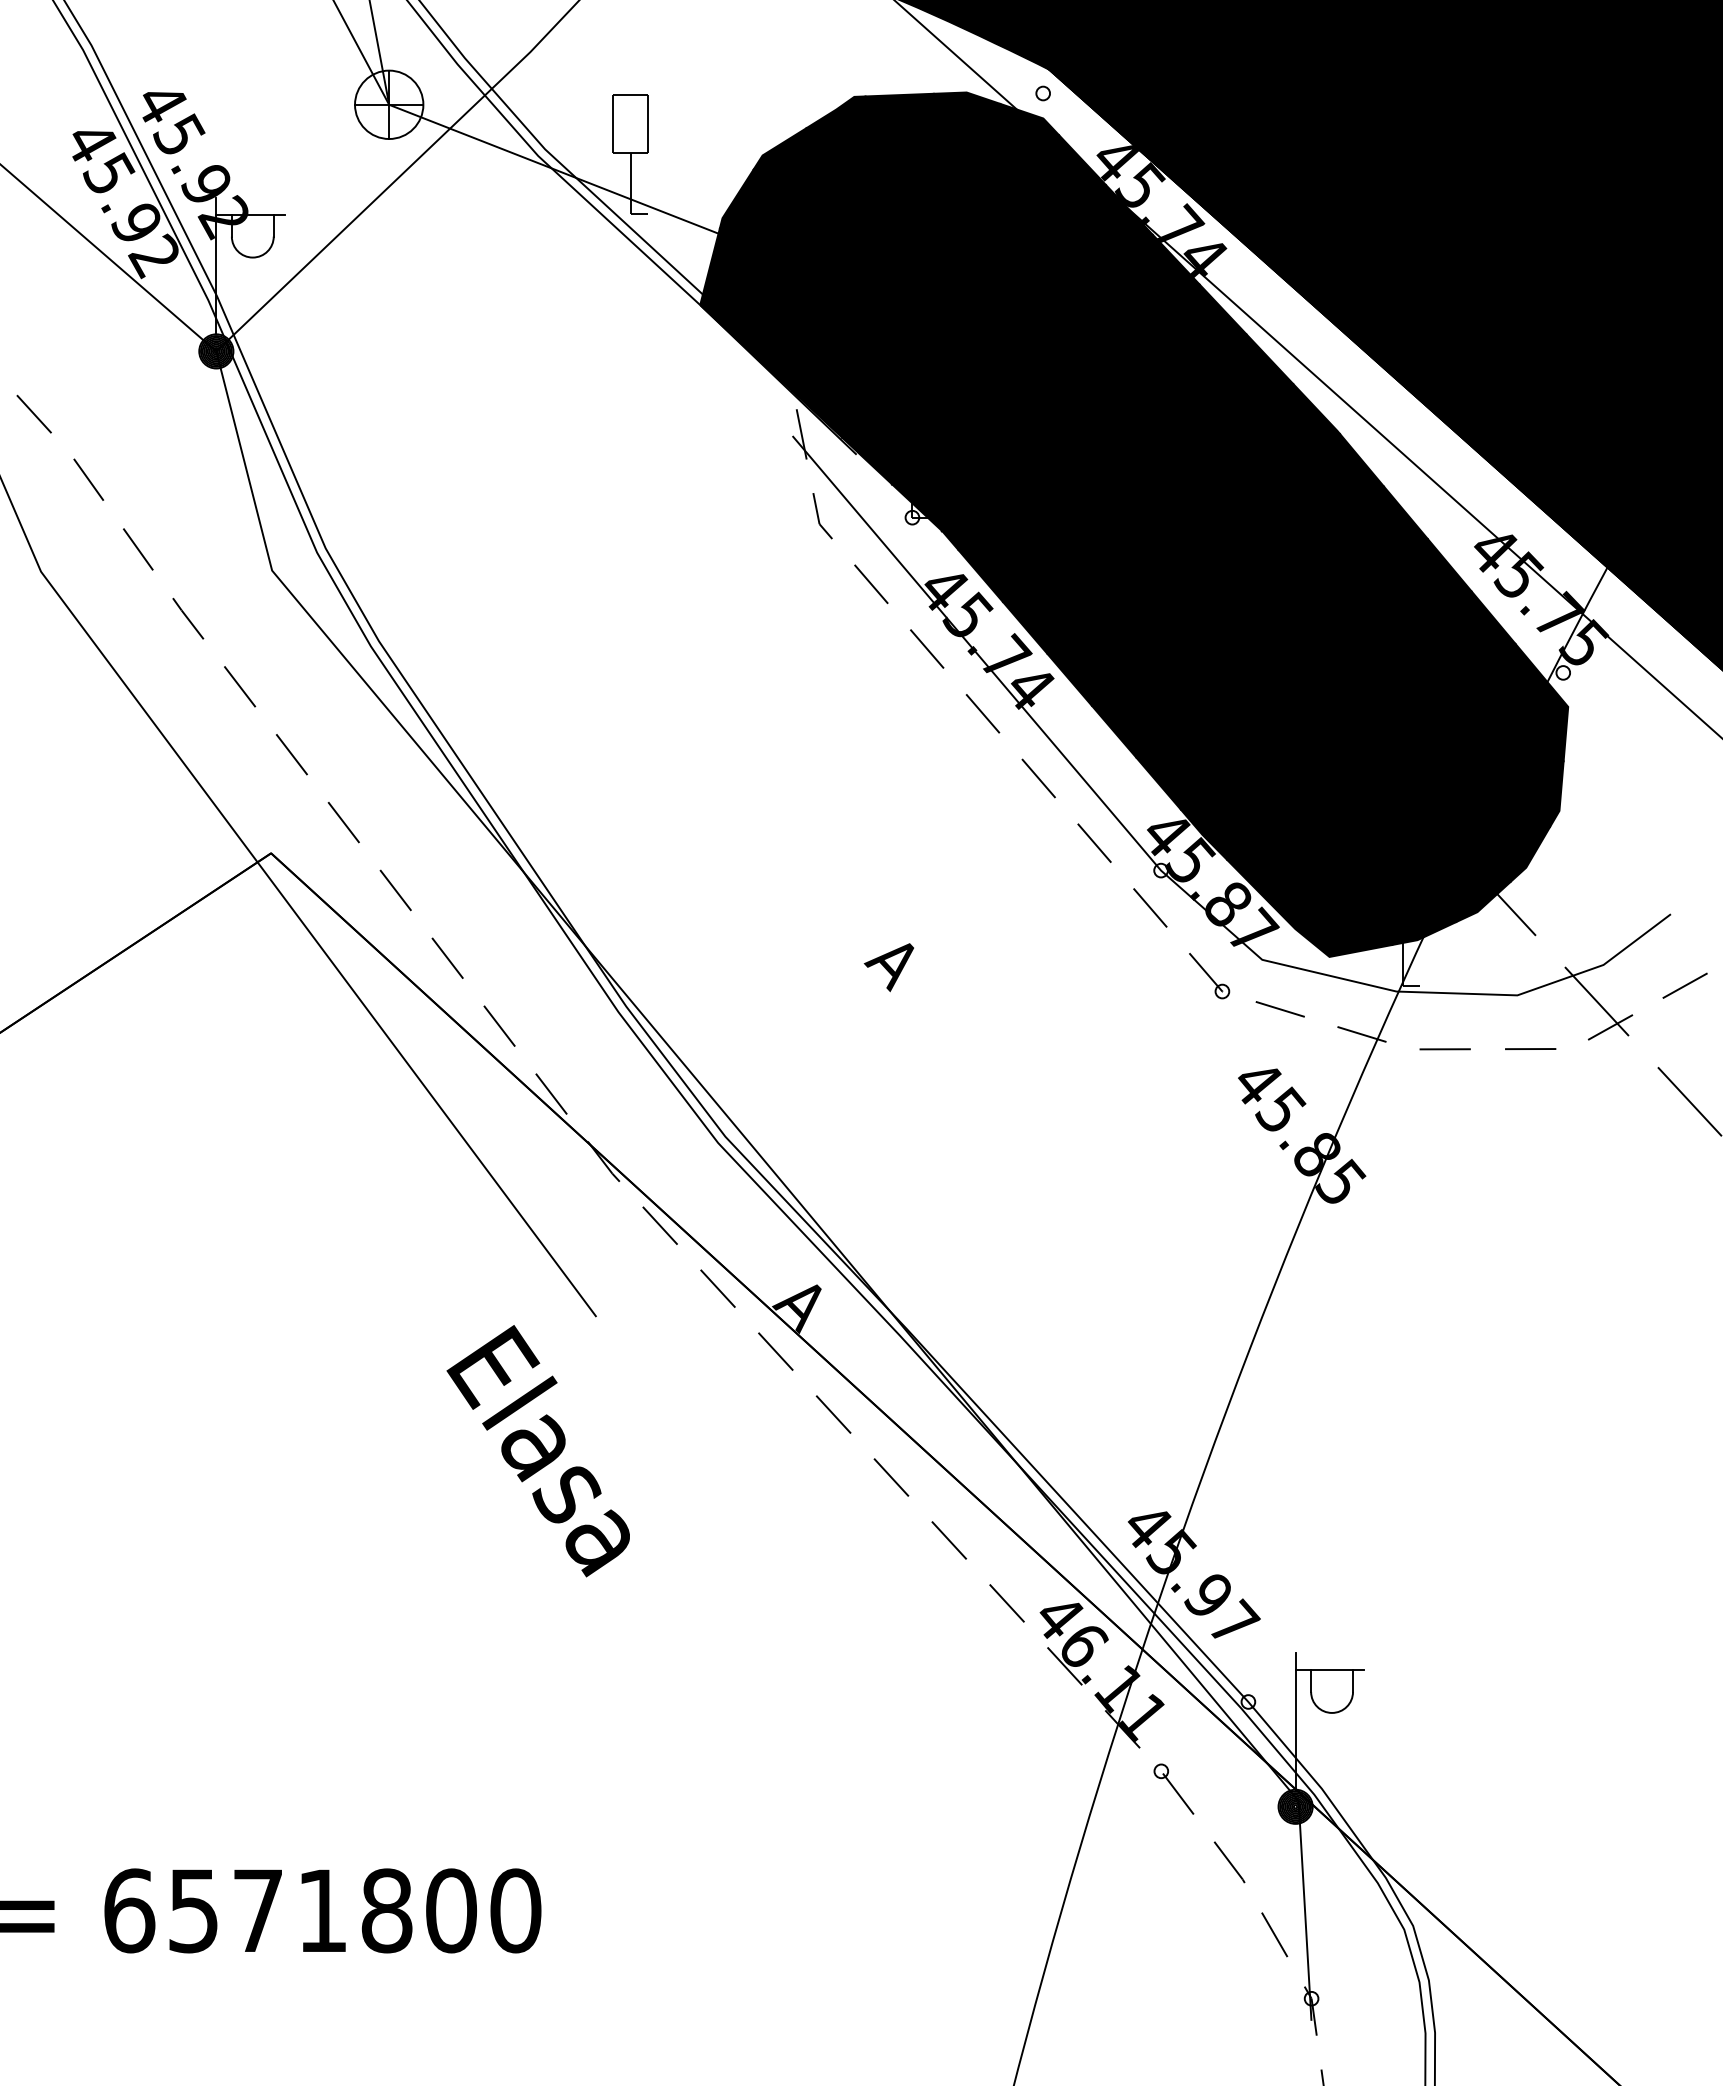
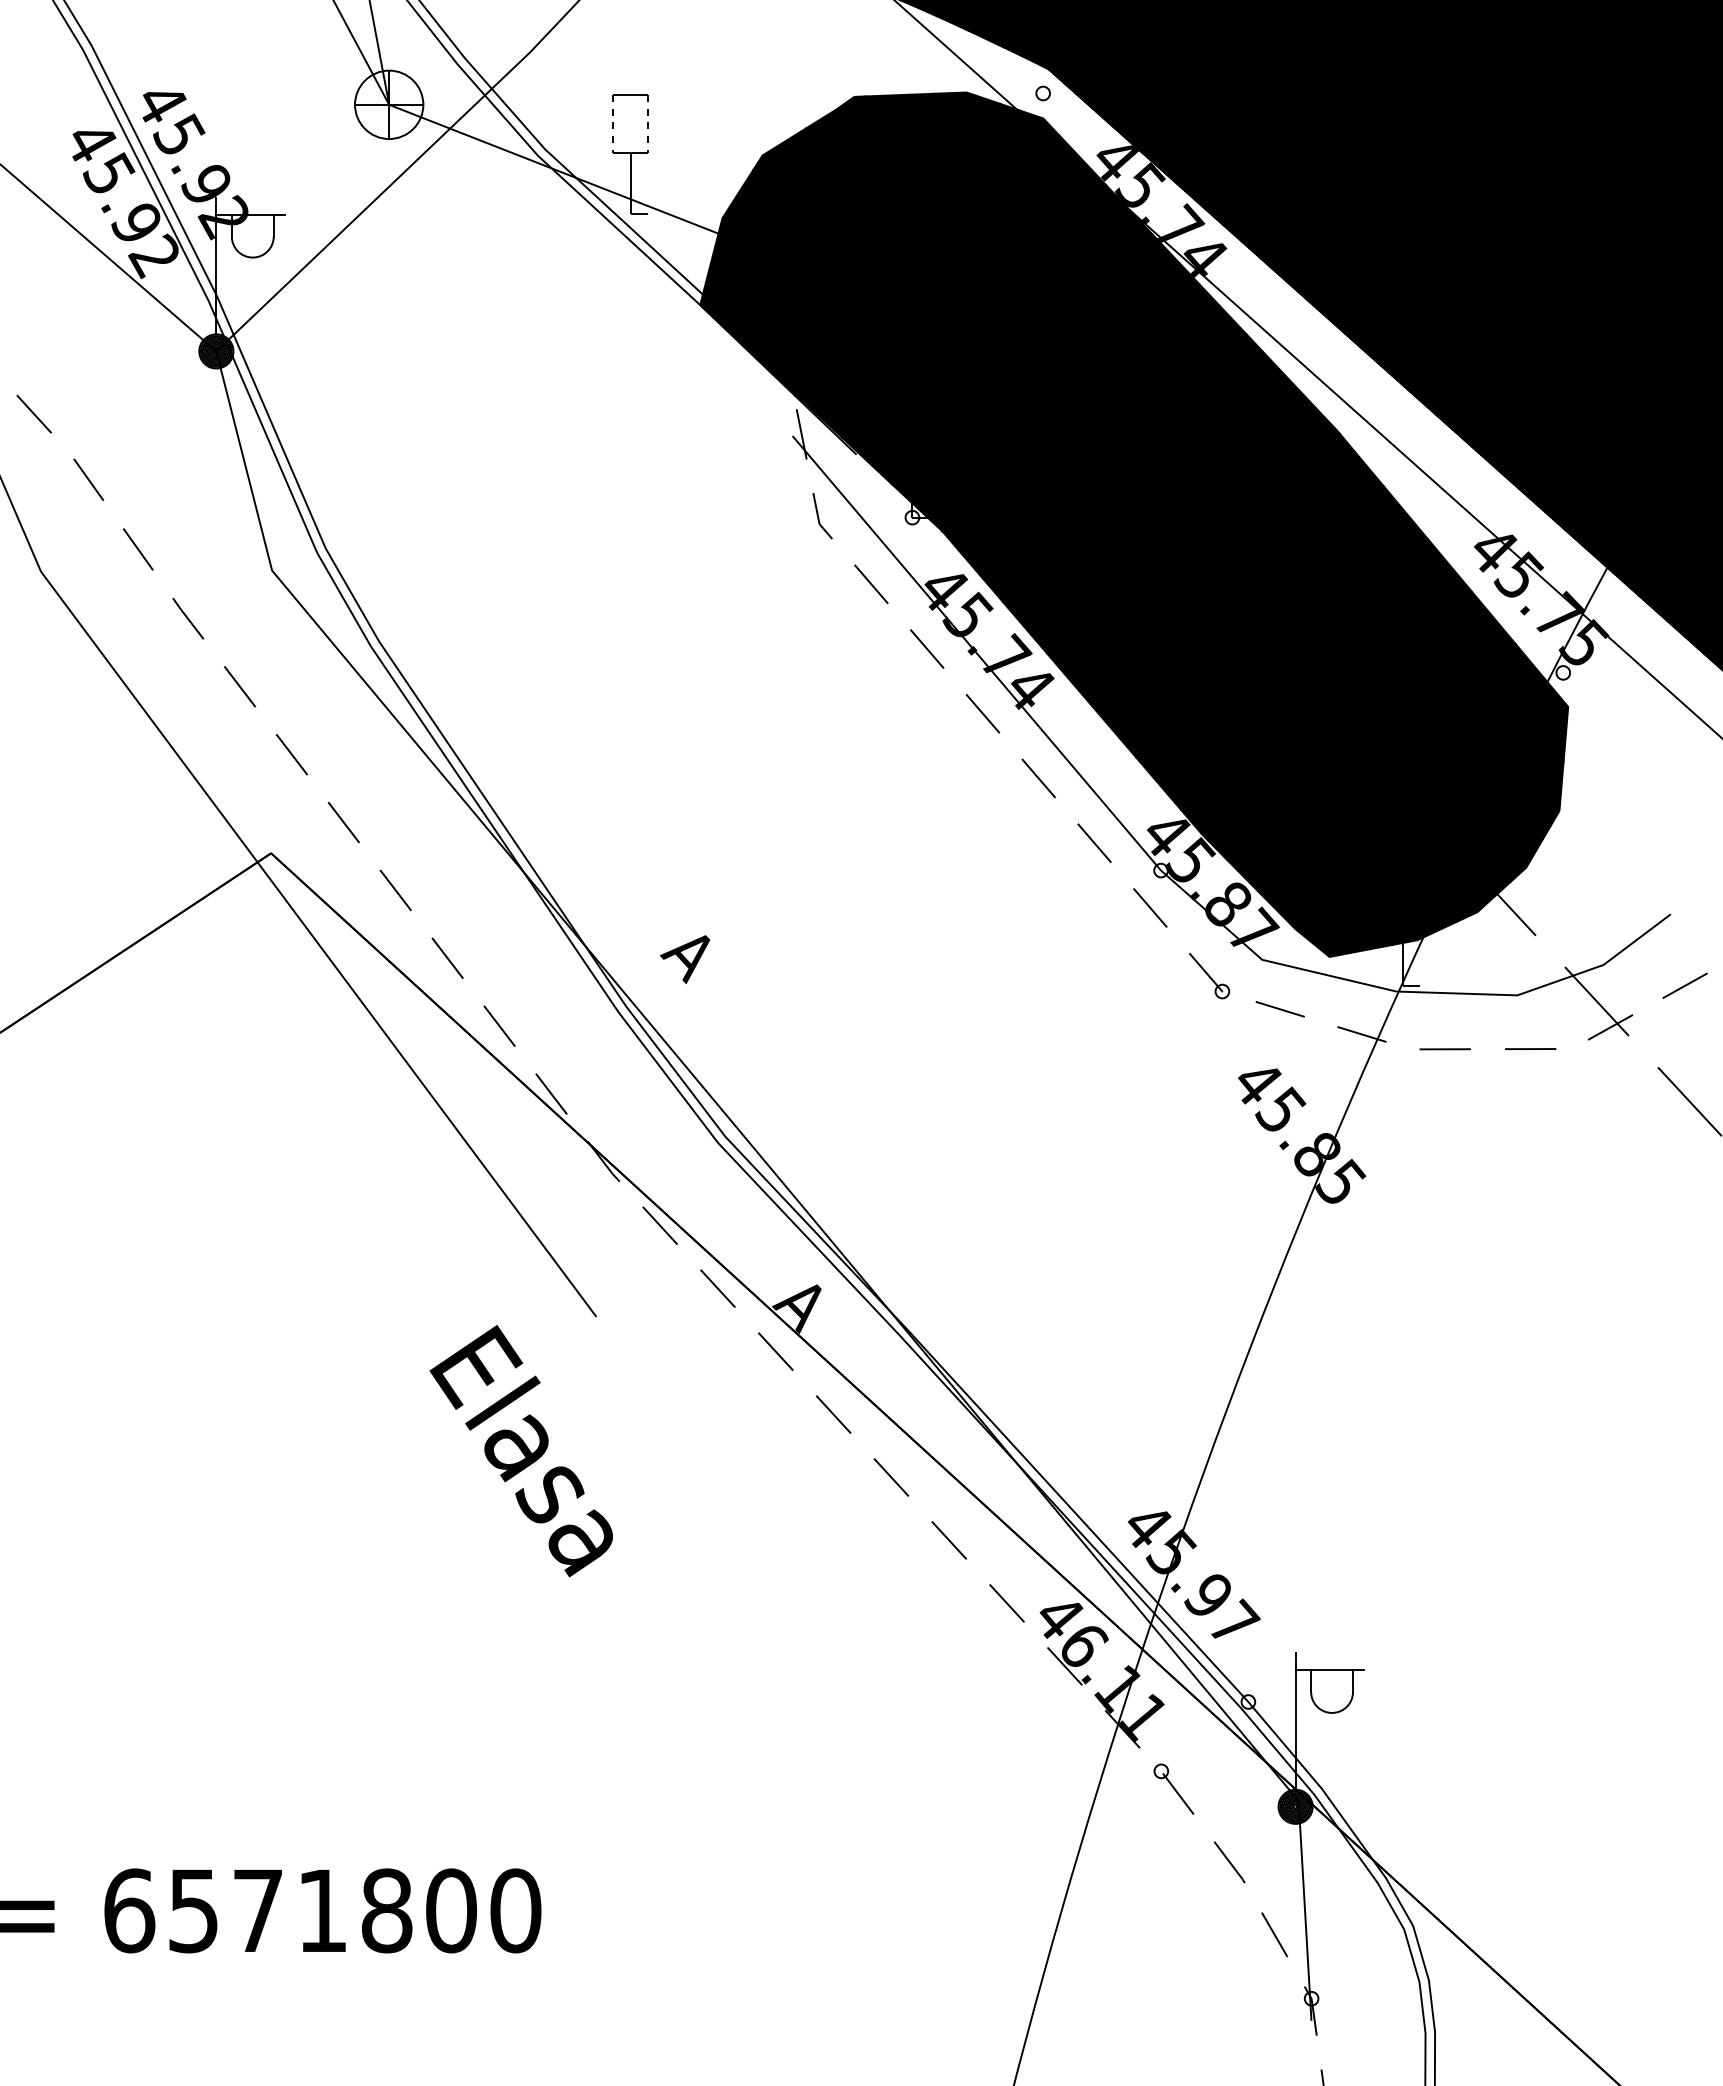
line: solid -> dashed (613, 124)
line: solid -> dashed (647, 124)
text position: (888, 967) -> (684, 959) (684, 959)
text position: (537, 1451) -> (520, 1451) (520, 1451)
